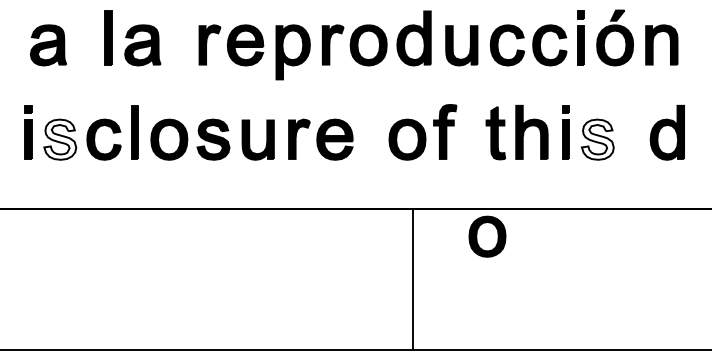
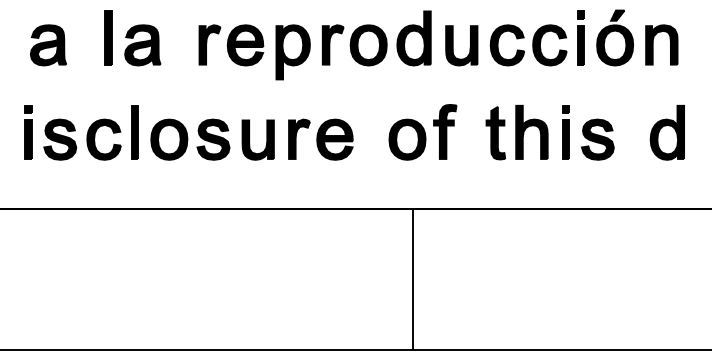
fill: none -> present (60, 139)
fill: none -> present (597, 139)
part: present -> none (487, 236)
